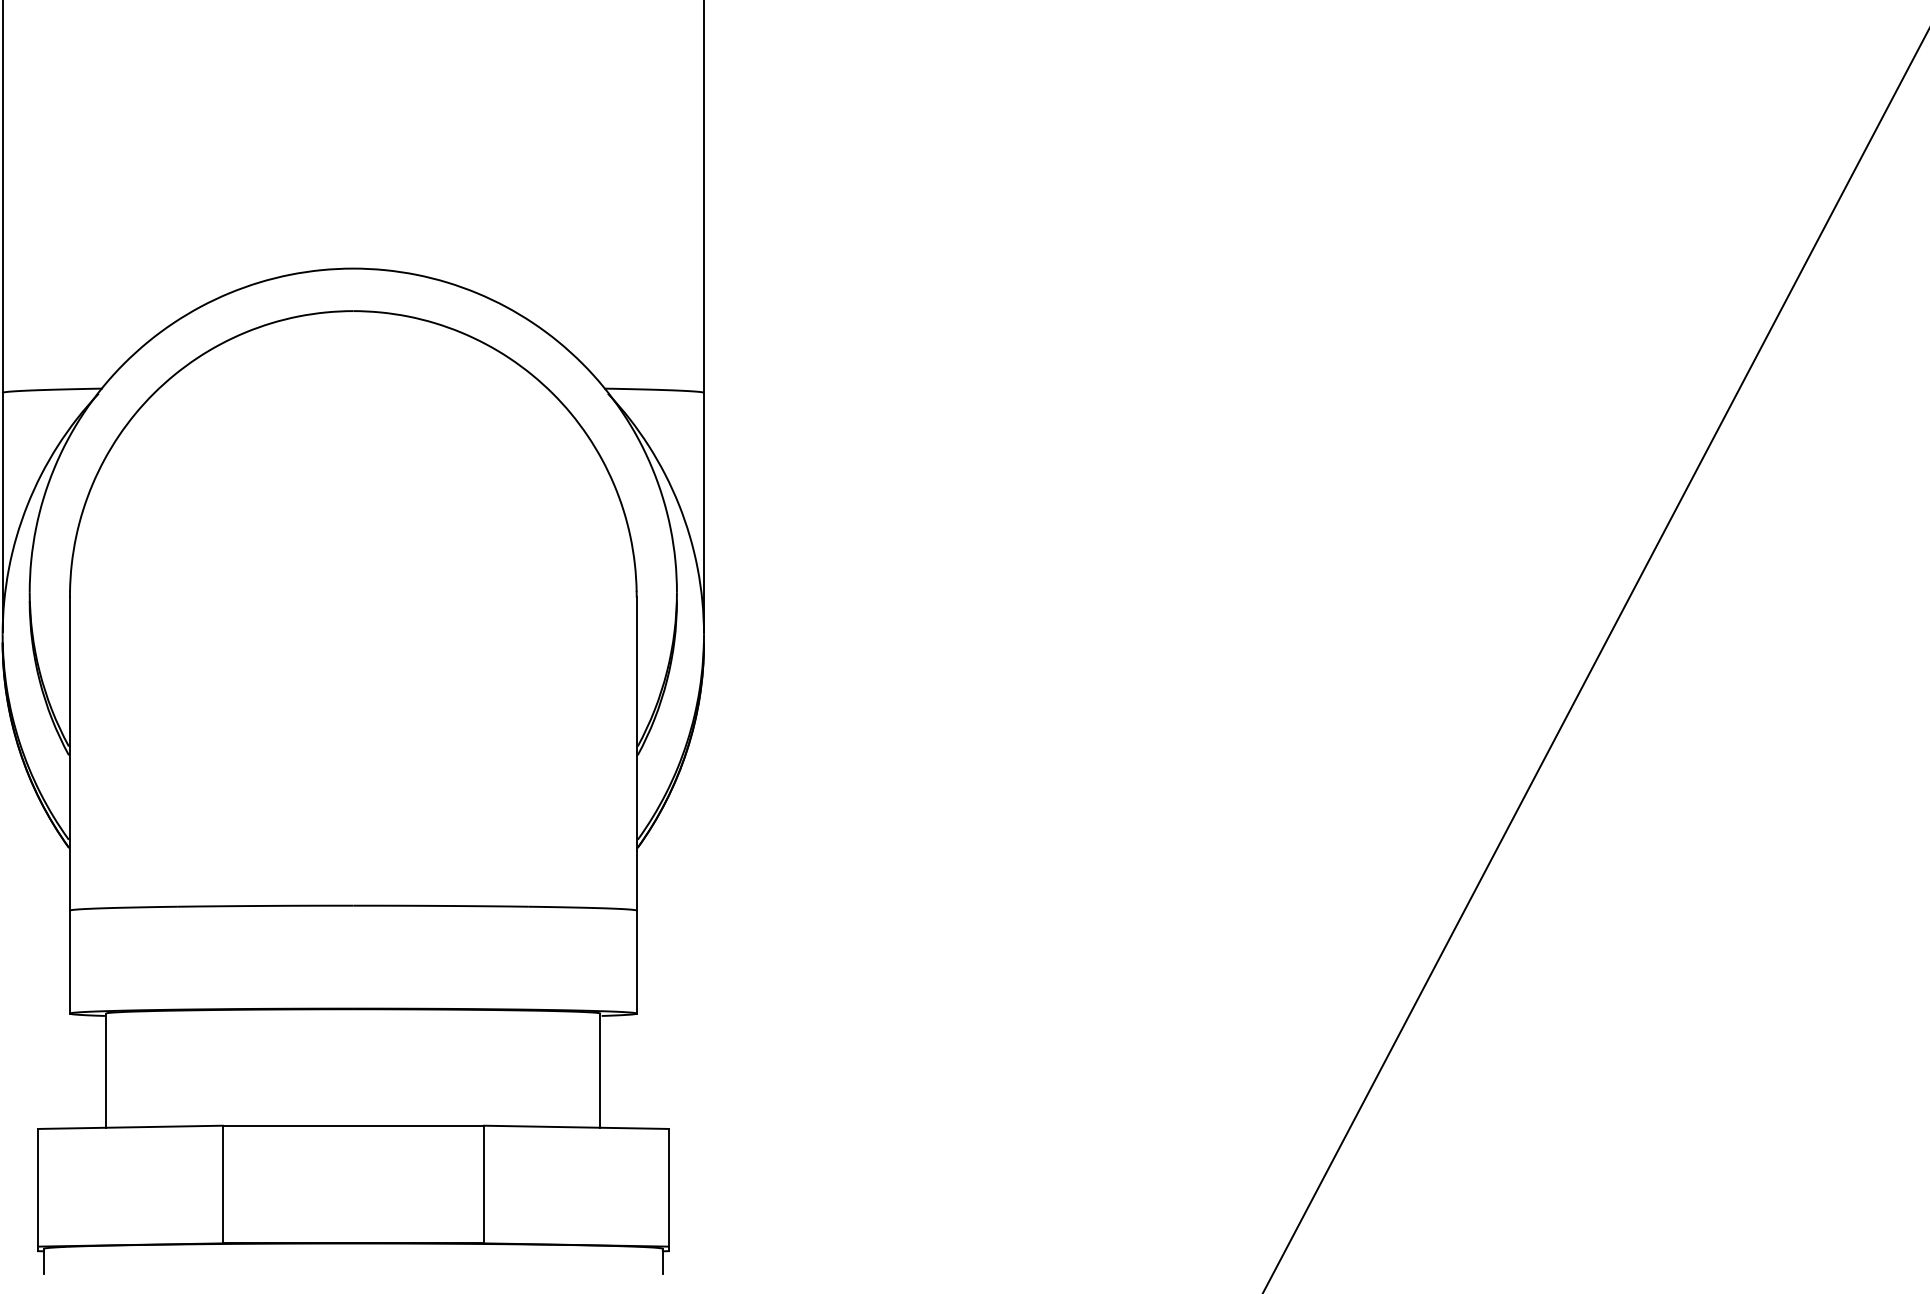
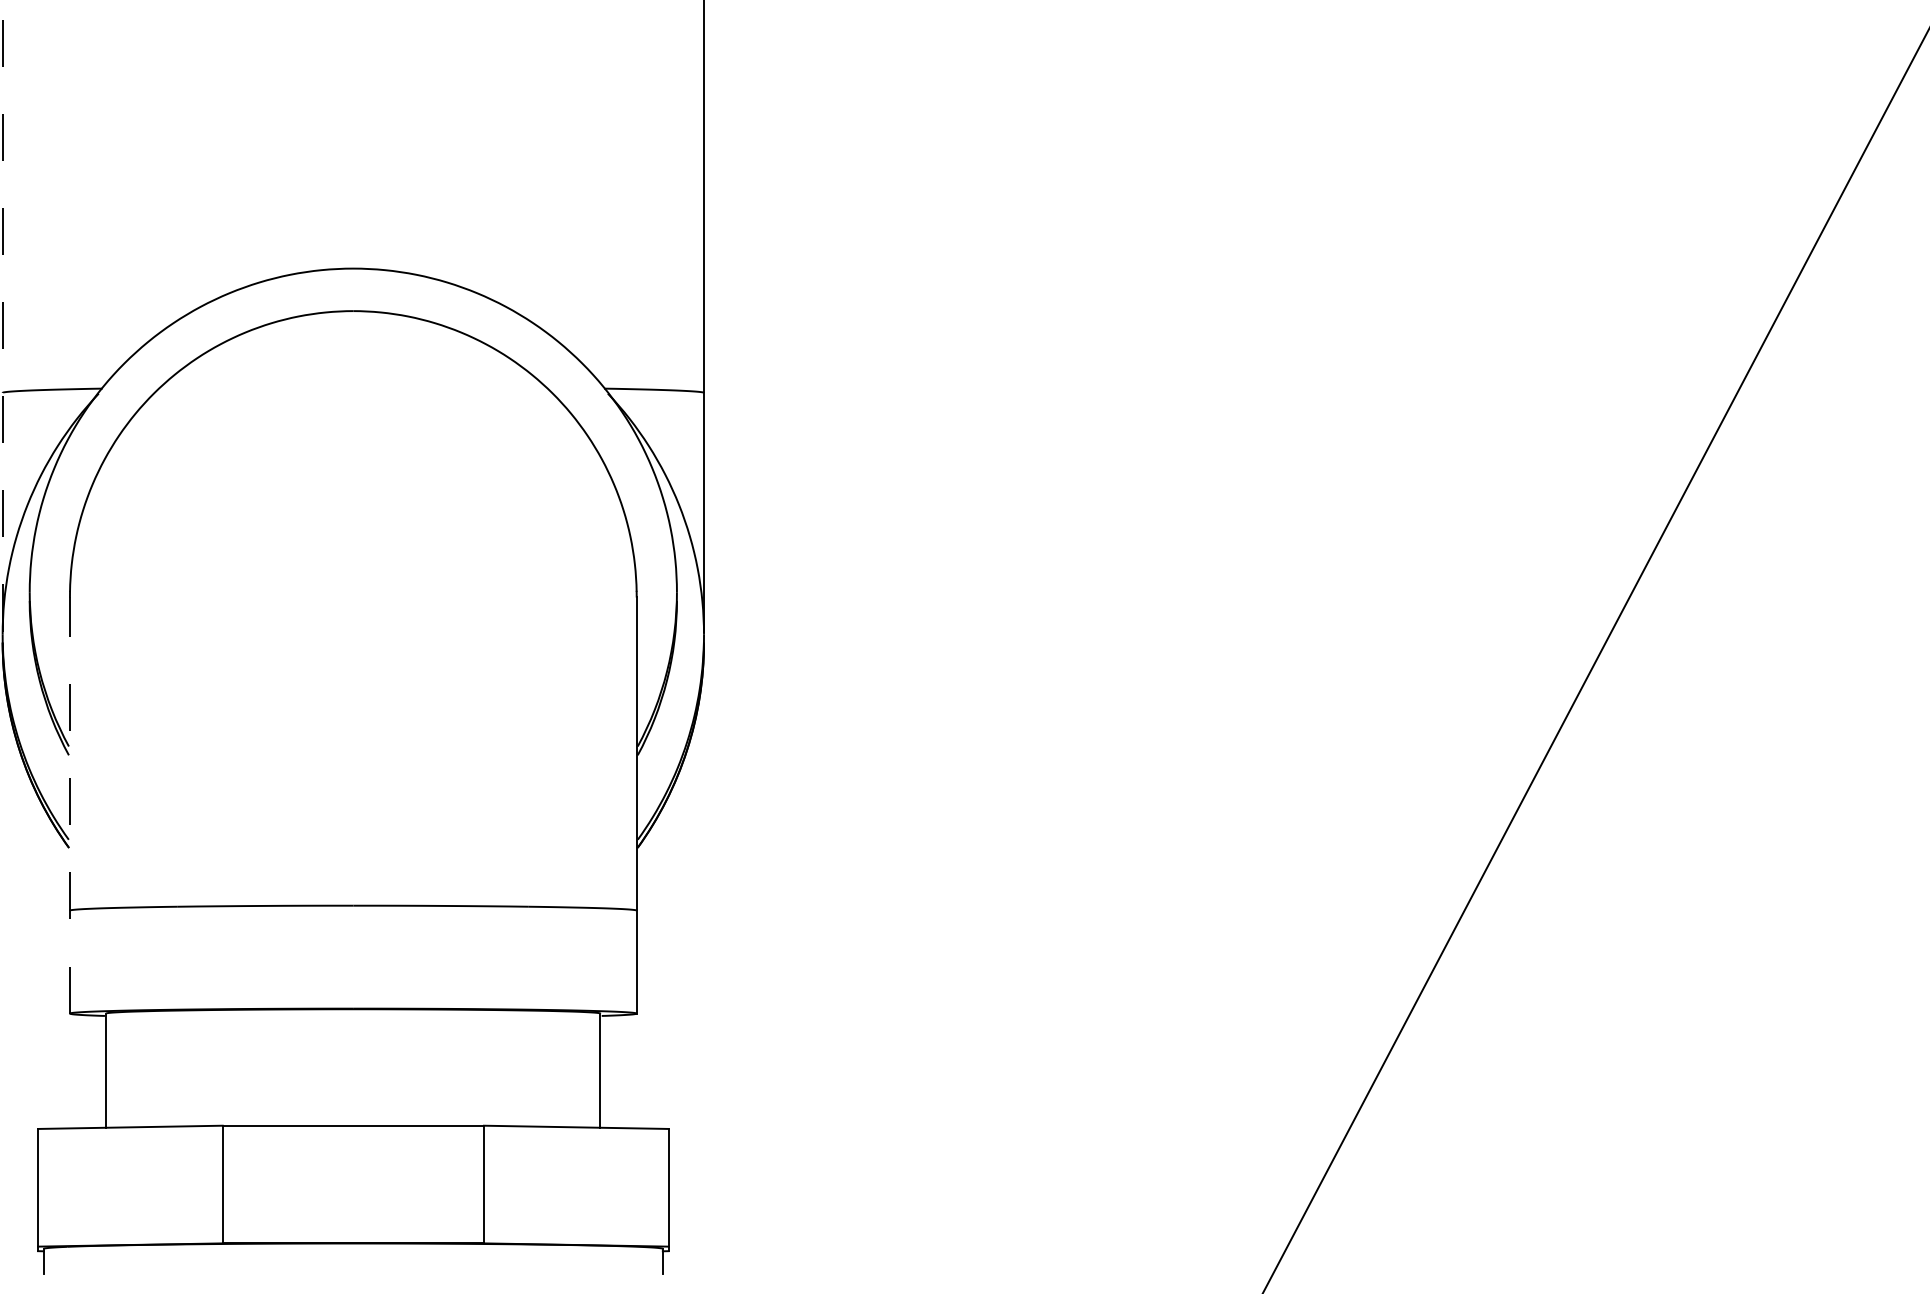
line: solid -> dashed (2, 315)
line: solid -> dashed (69, 804)
